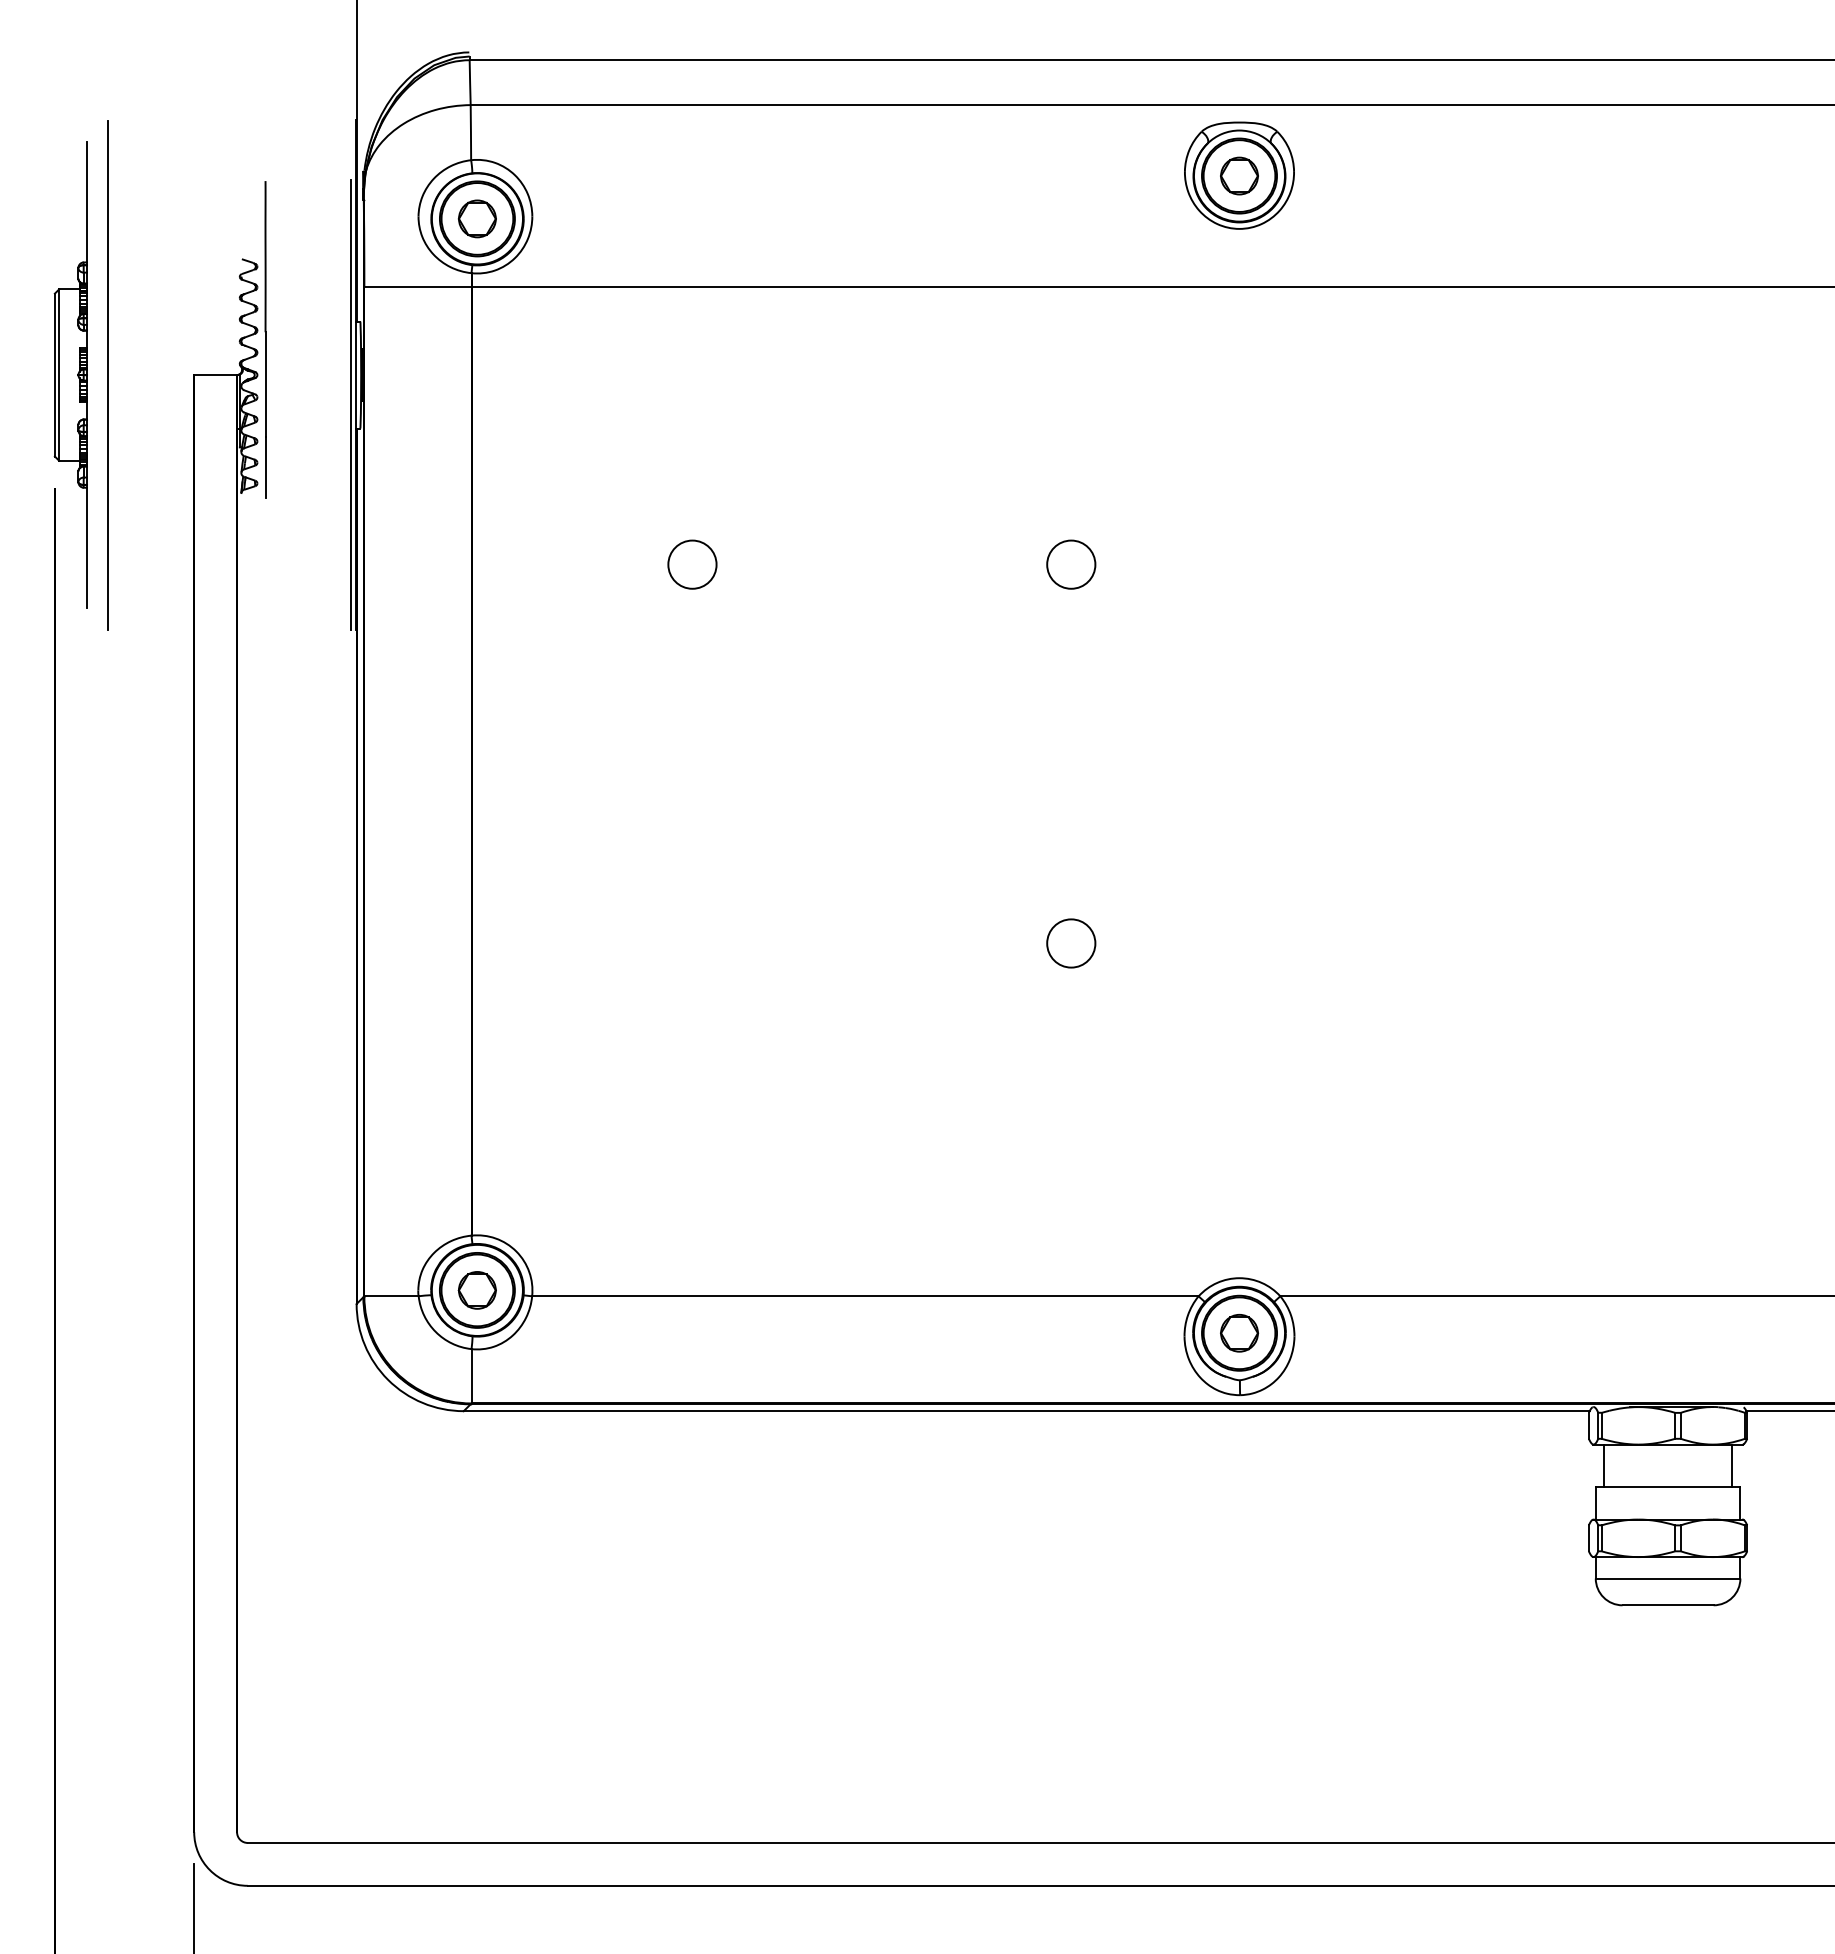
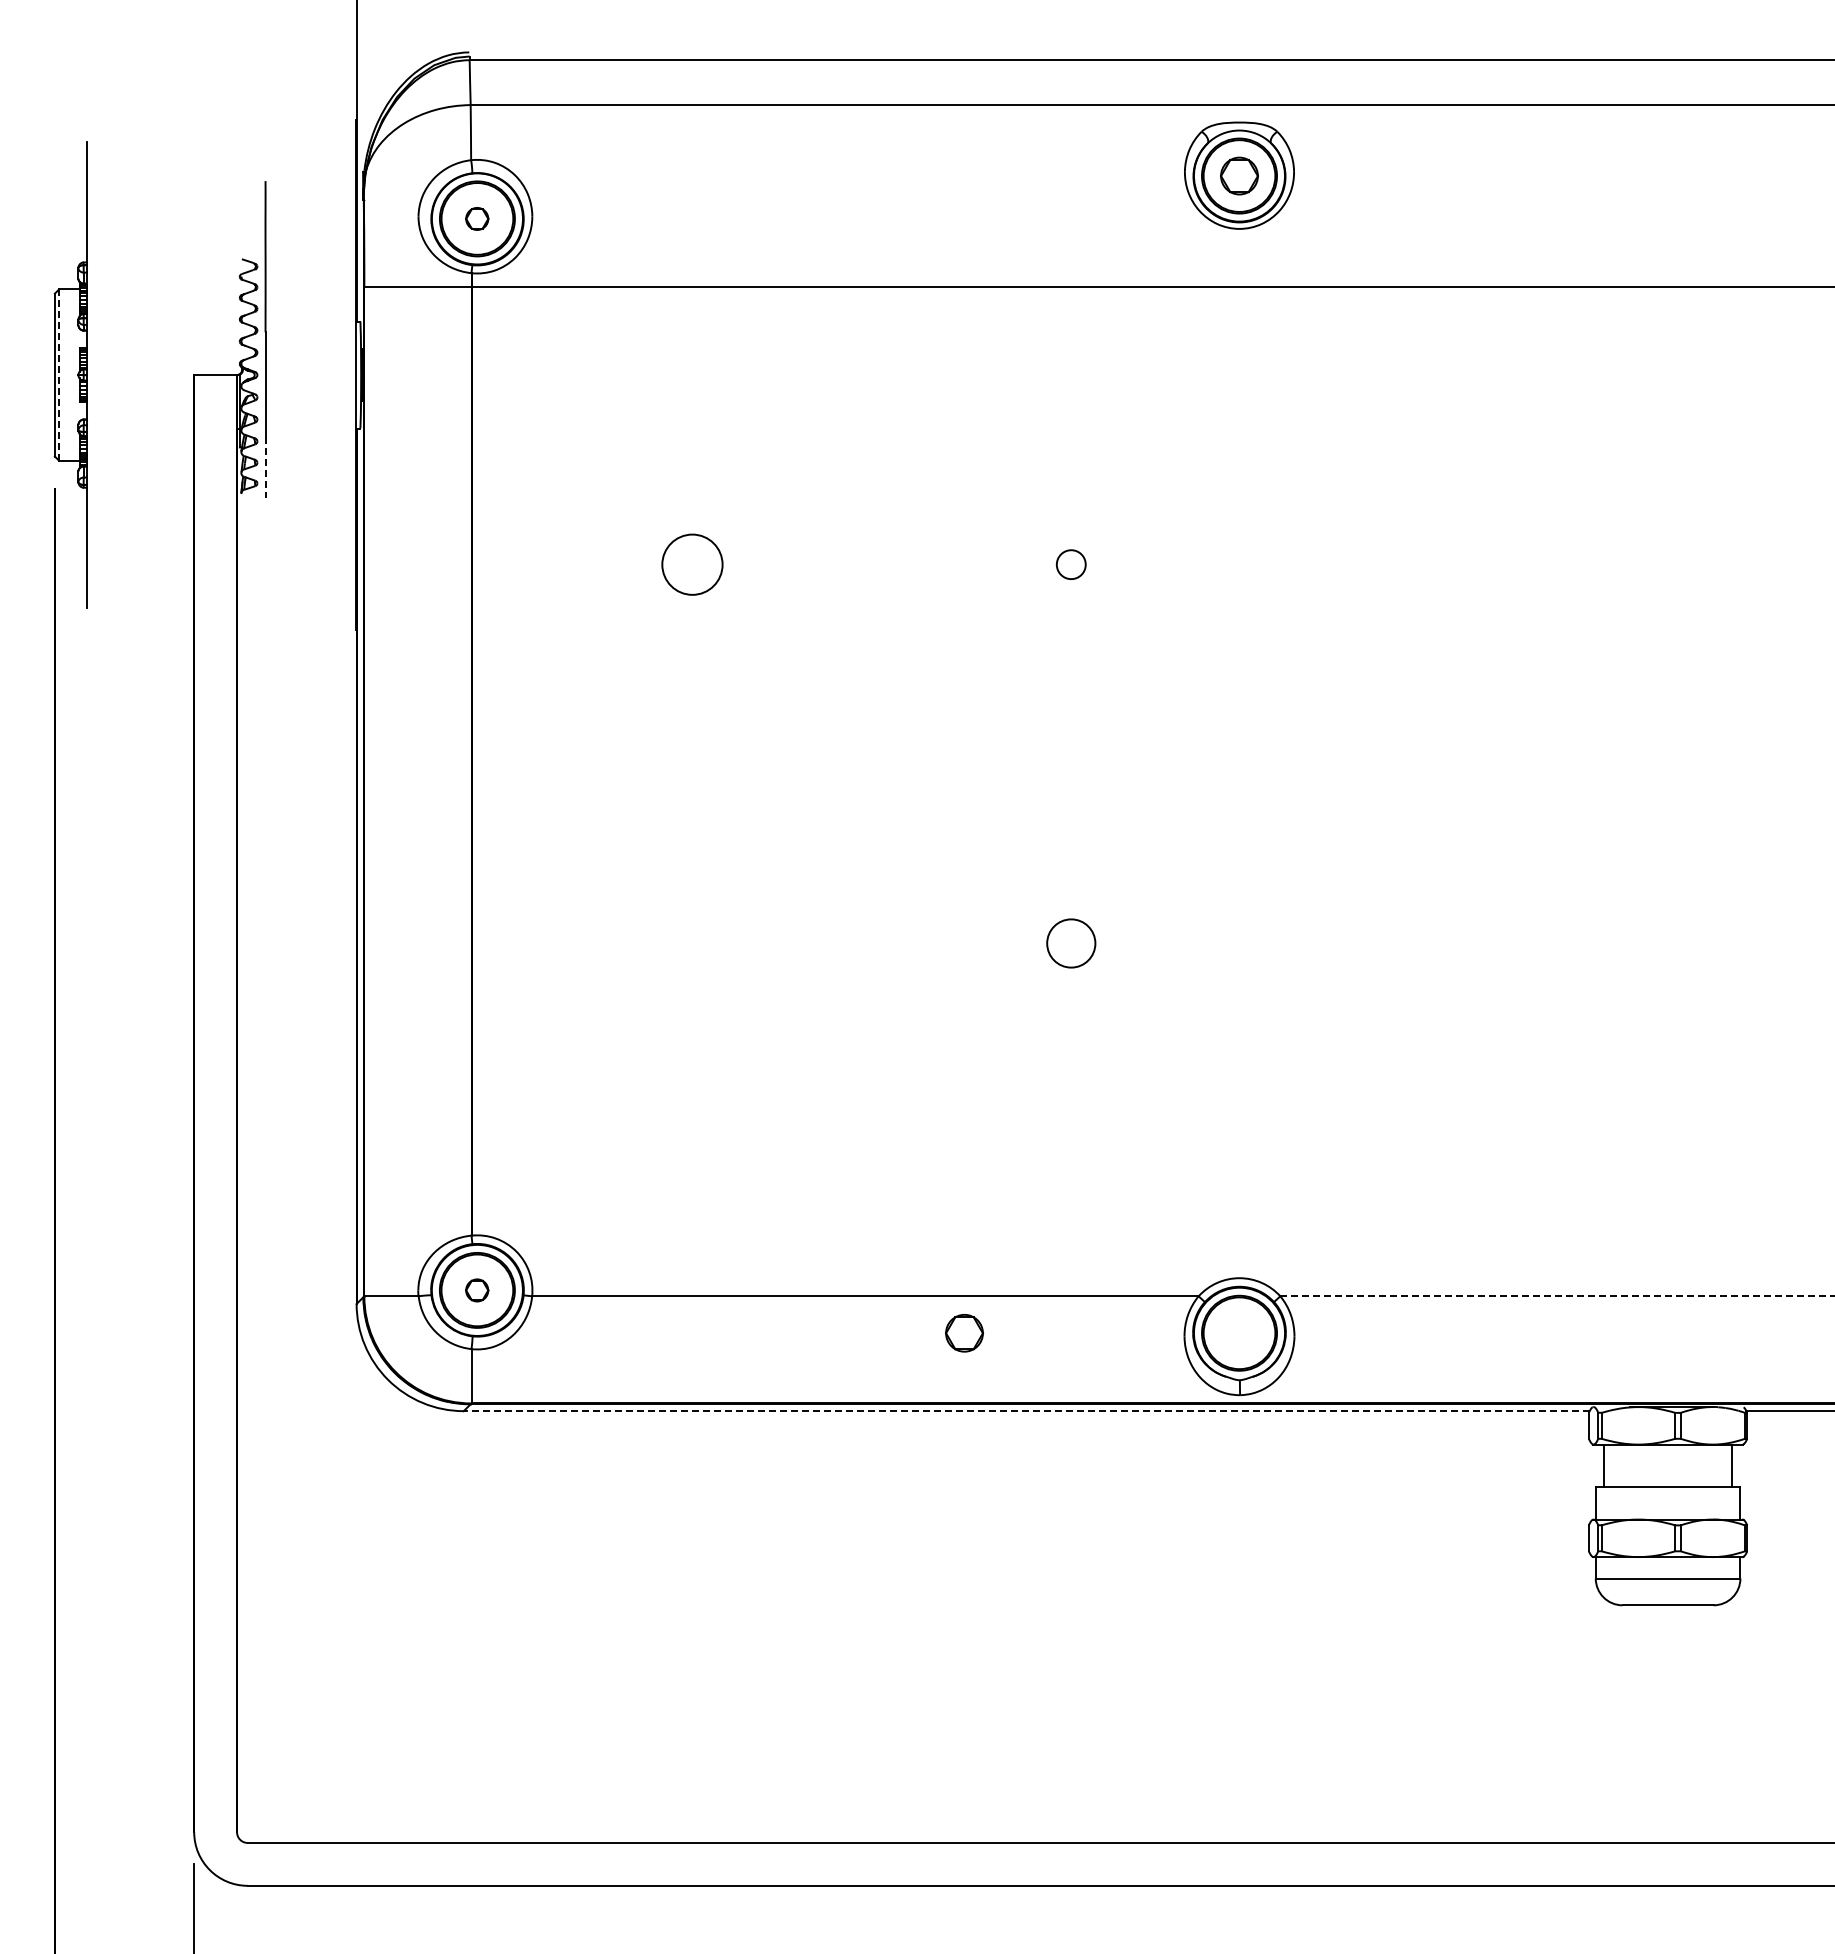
part size: 40x40 px -> 25x24 px (477, 218)
line: present -> none (108, 374)
line: solid -> dashed (59, 375)
line: present -> none (351, 404)
line: solid -> dashed (265, 467)
circle size: 51x51 px -> 63x63 px (692, 564)
circle diameter: 48 px -> 29 px (1070, 564)
part size: 40x39 px -> 25x25 px (477, 1290)
line: solid -> dashed (1558, 1296)
part position: (1239, 1333) -> (964, 1333) (964, 1333)
line: solid -> dashed (1026, 1411)
